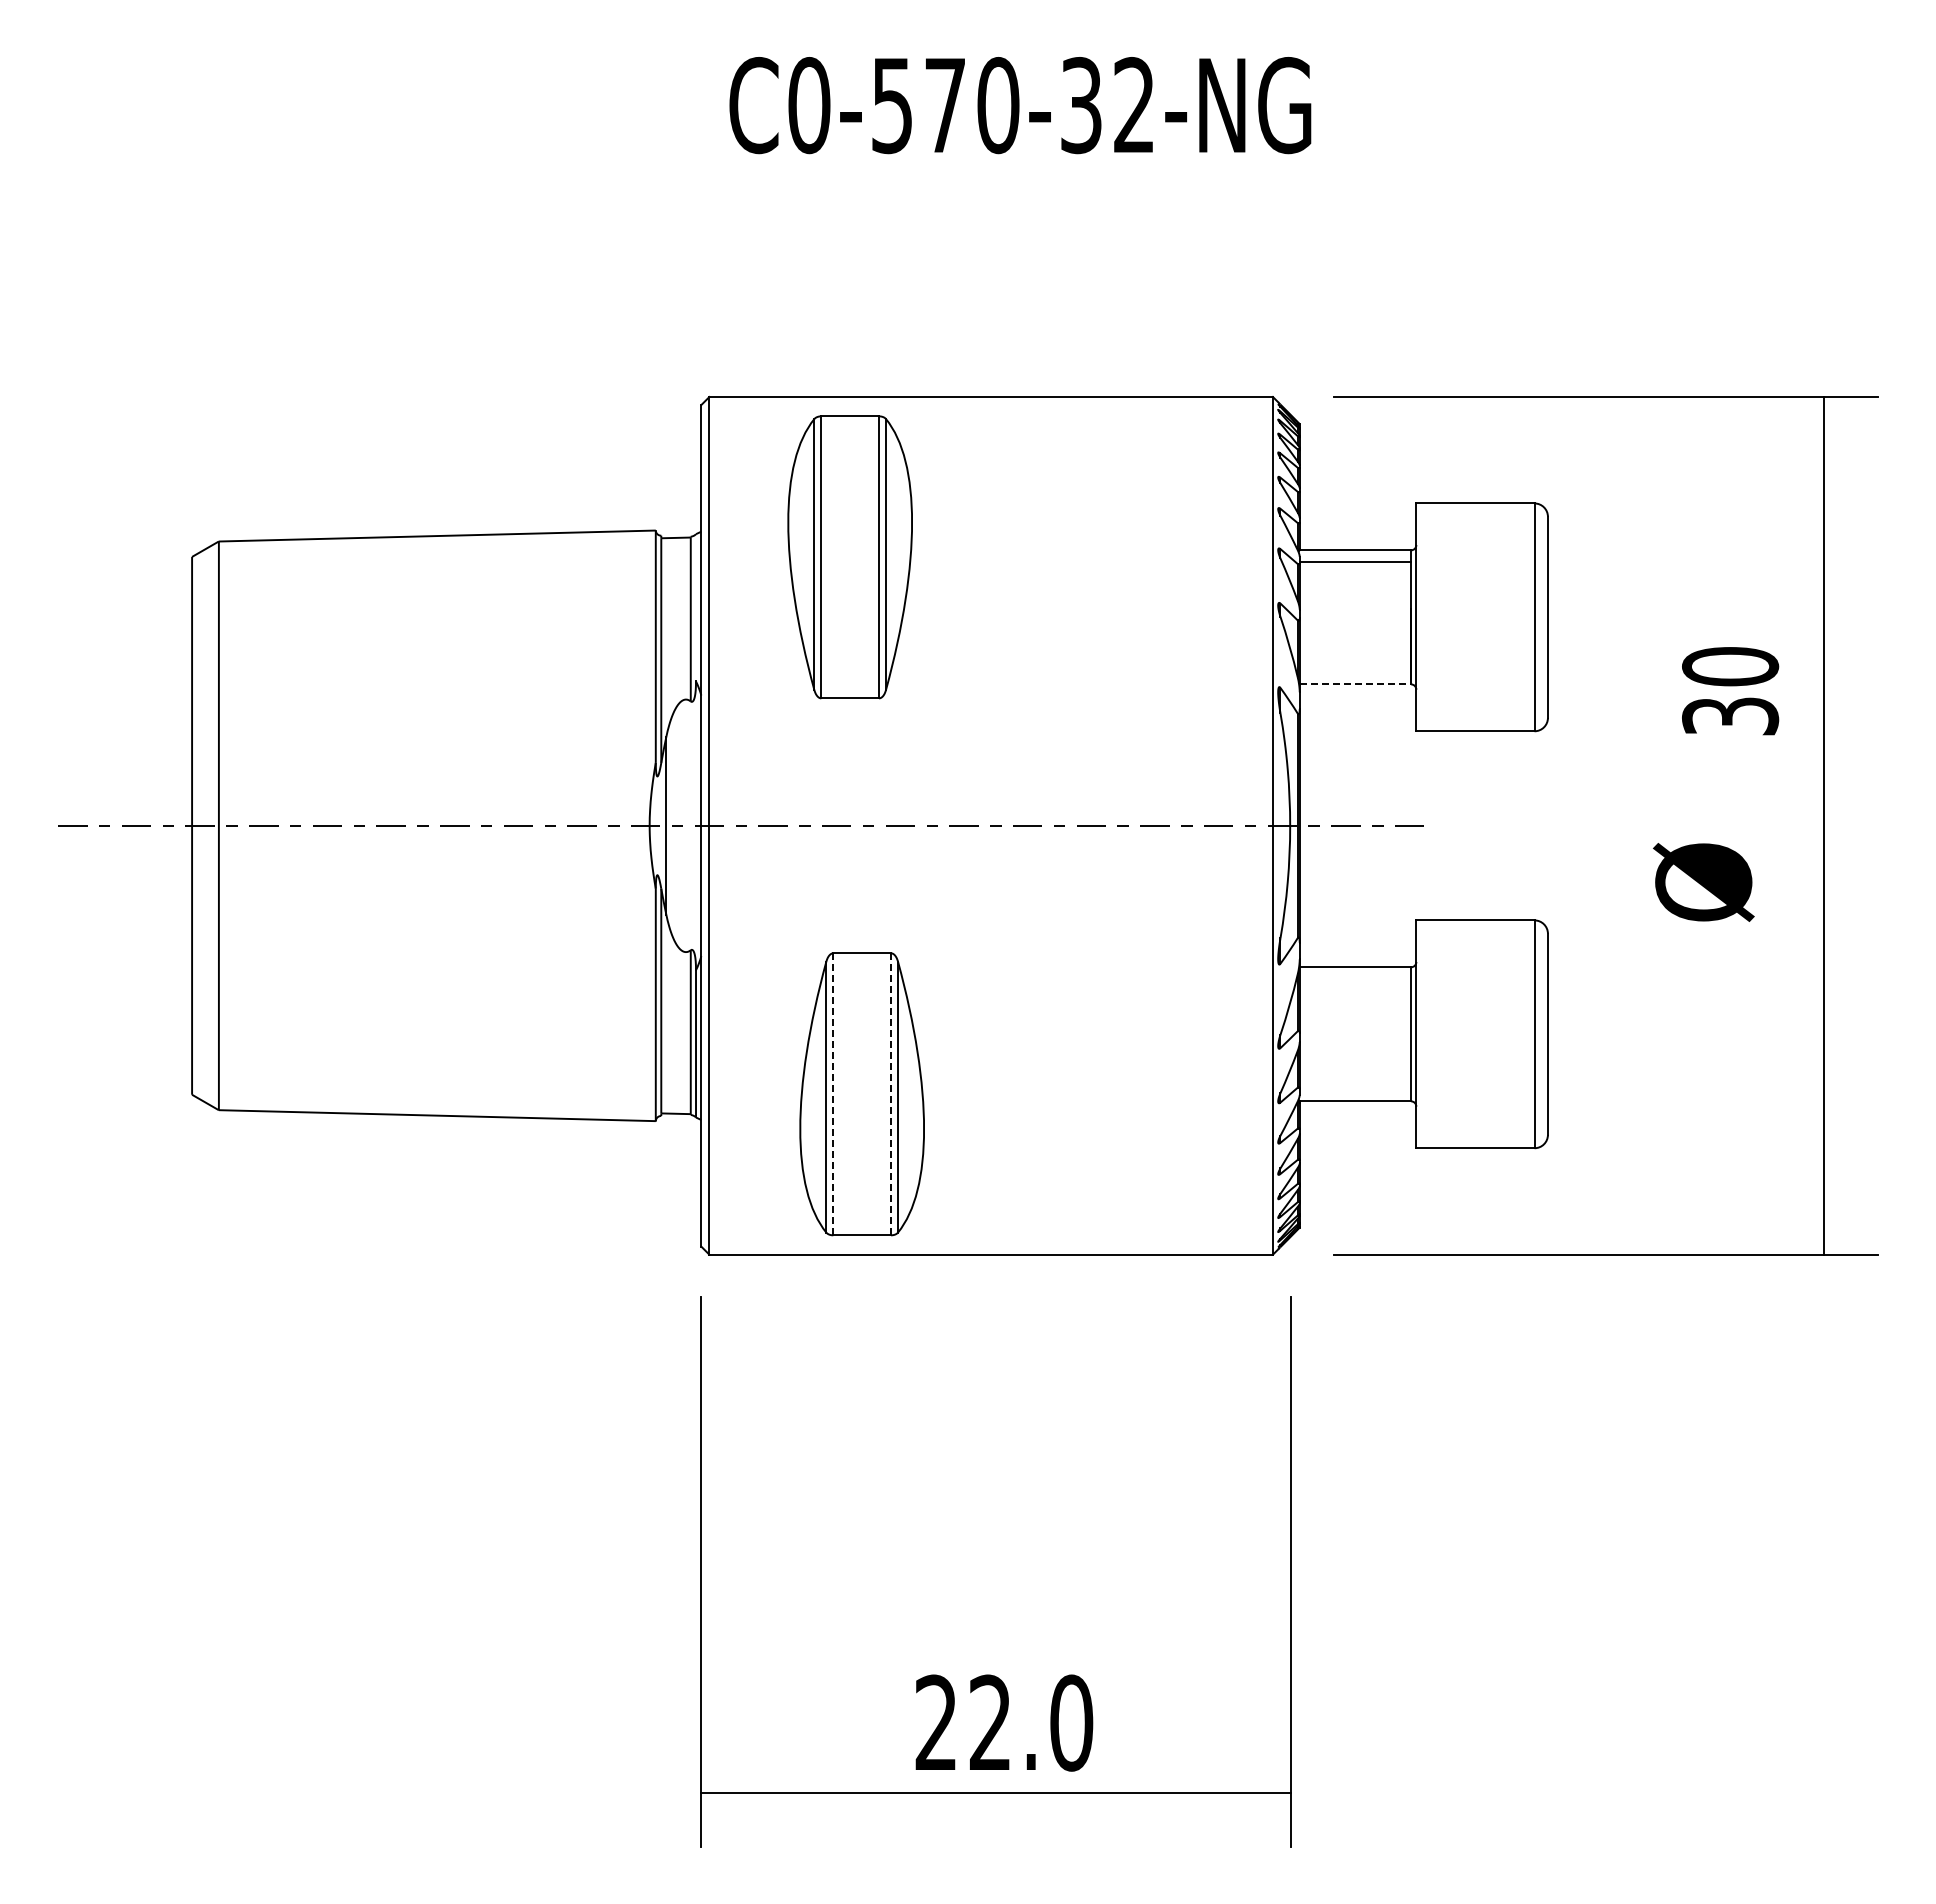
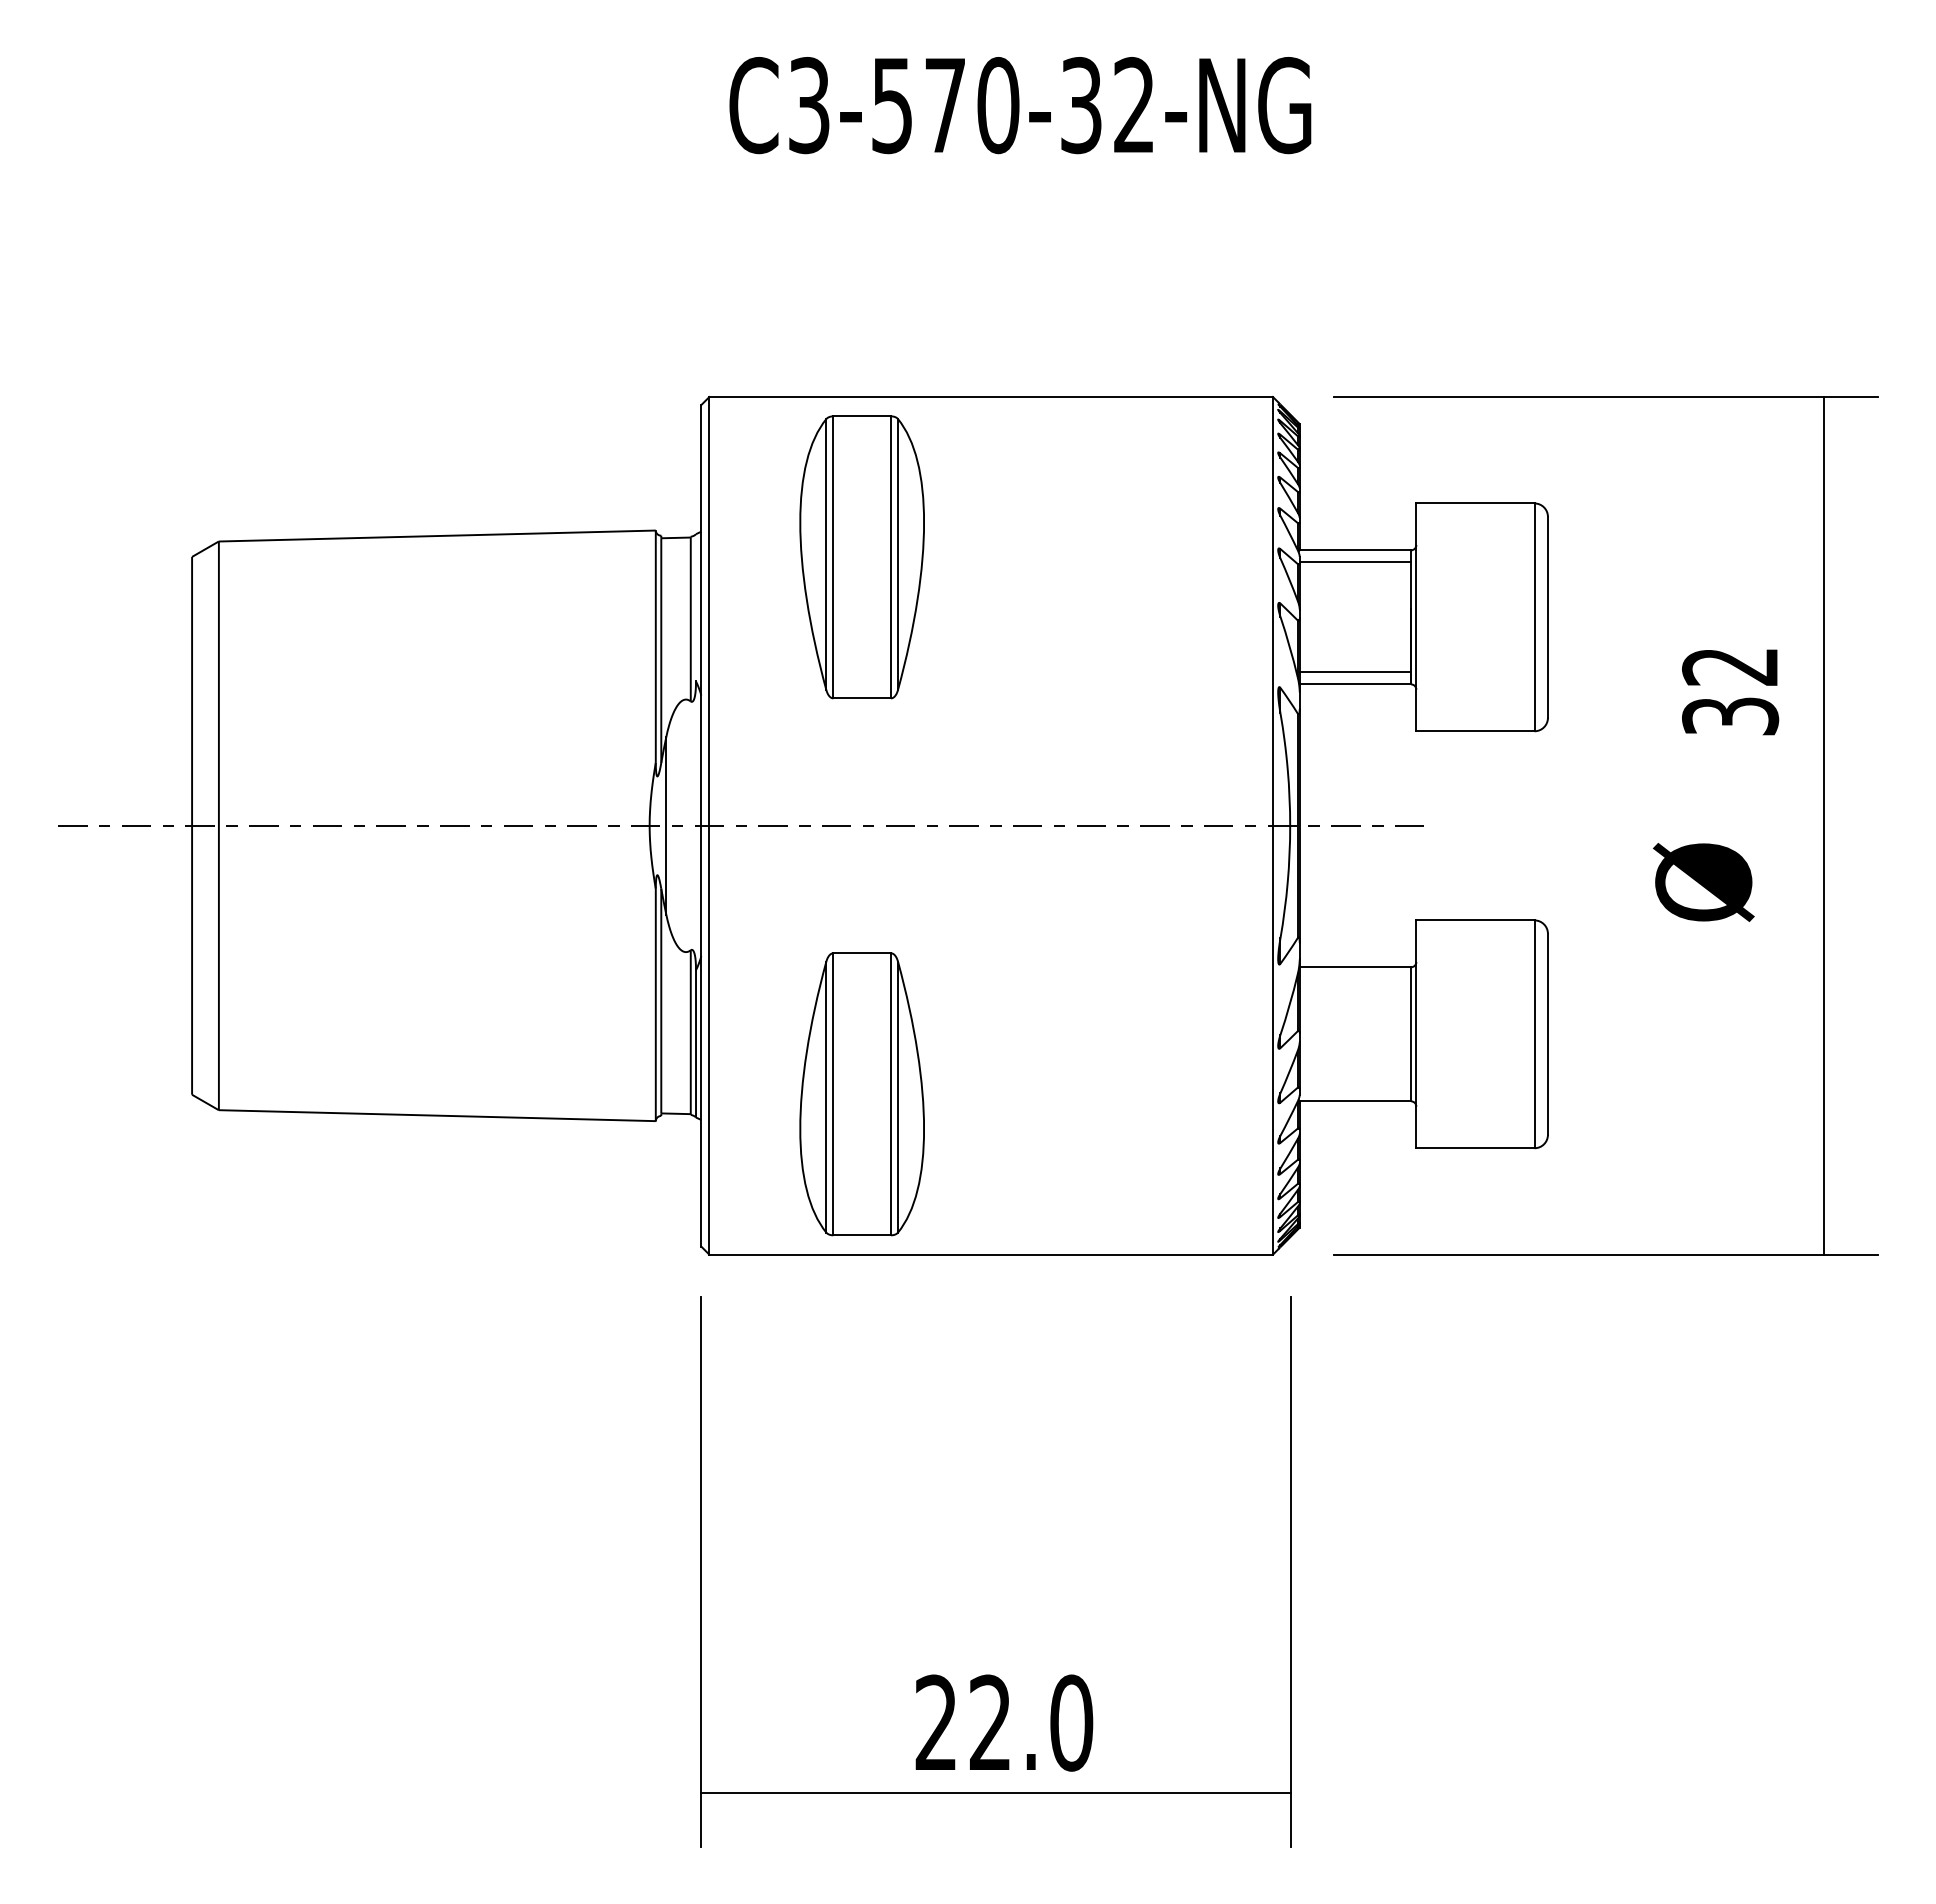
text: C0-570-32-NG -> C3-570-32-NG (809, 105)
part position: (849, 557) -> (861, 557) (861, 557)
text: 30 -> 32 (1730, 666)
line: none -> present (1355, 672)
line: dashed -> solid (1355, 684)
line: dashed -> solid (833, 1094)
line: dashed -> solid (891, 1094)
